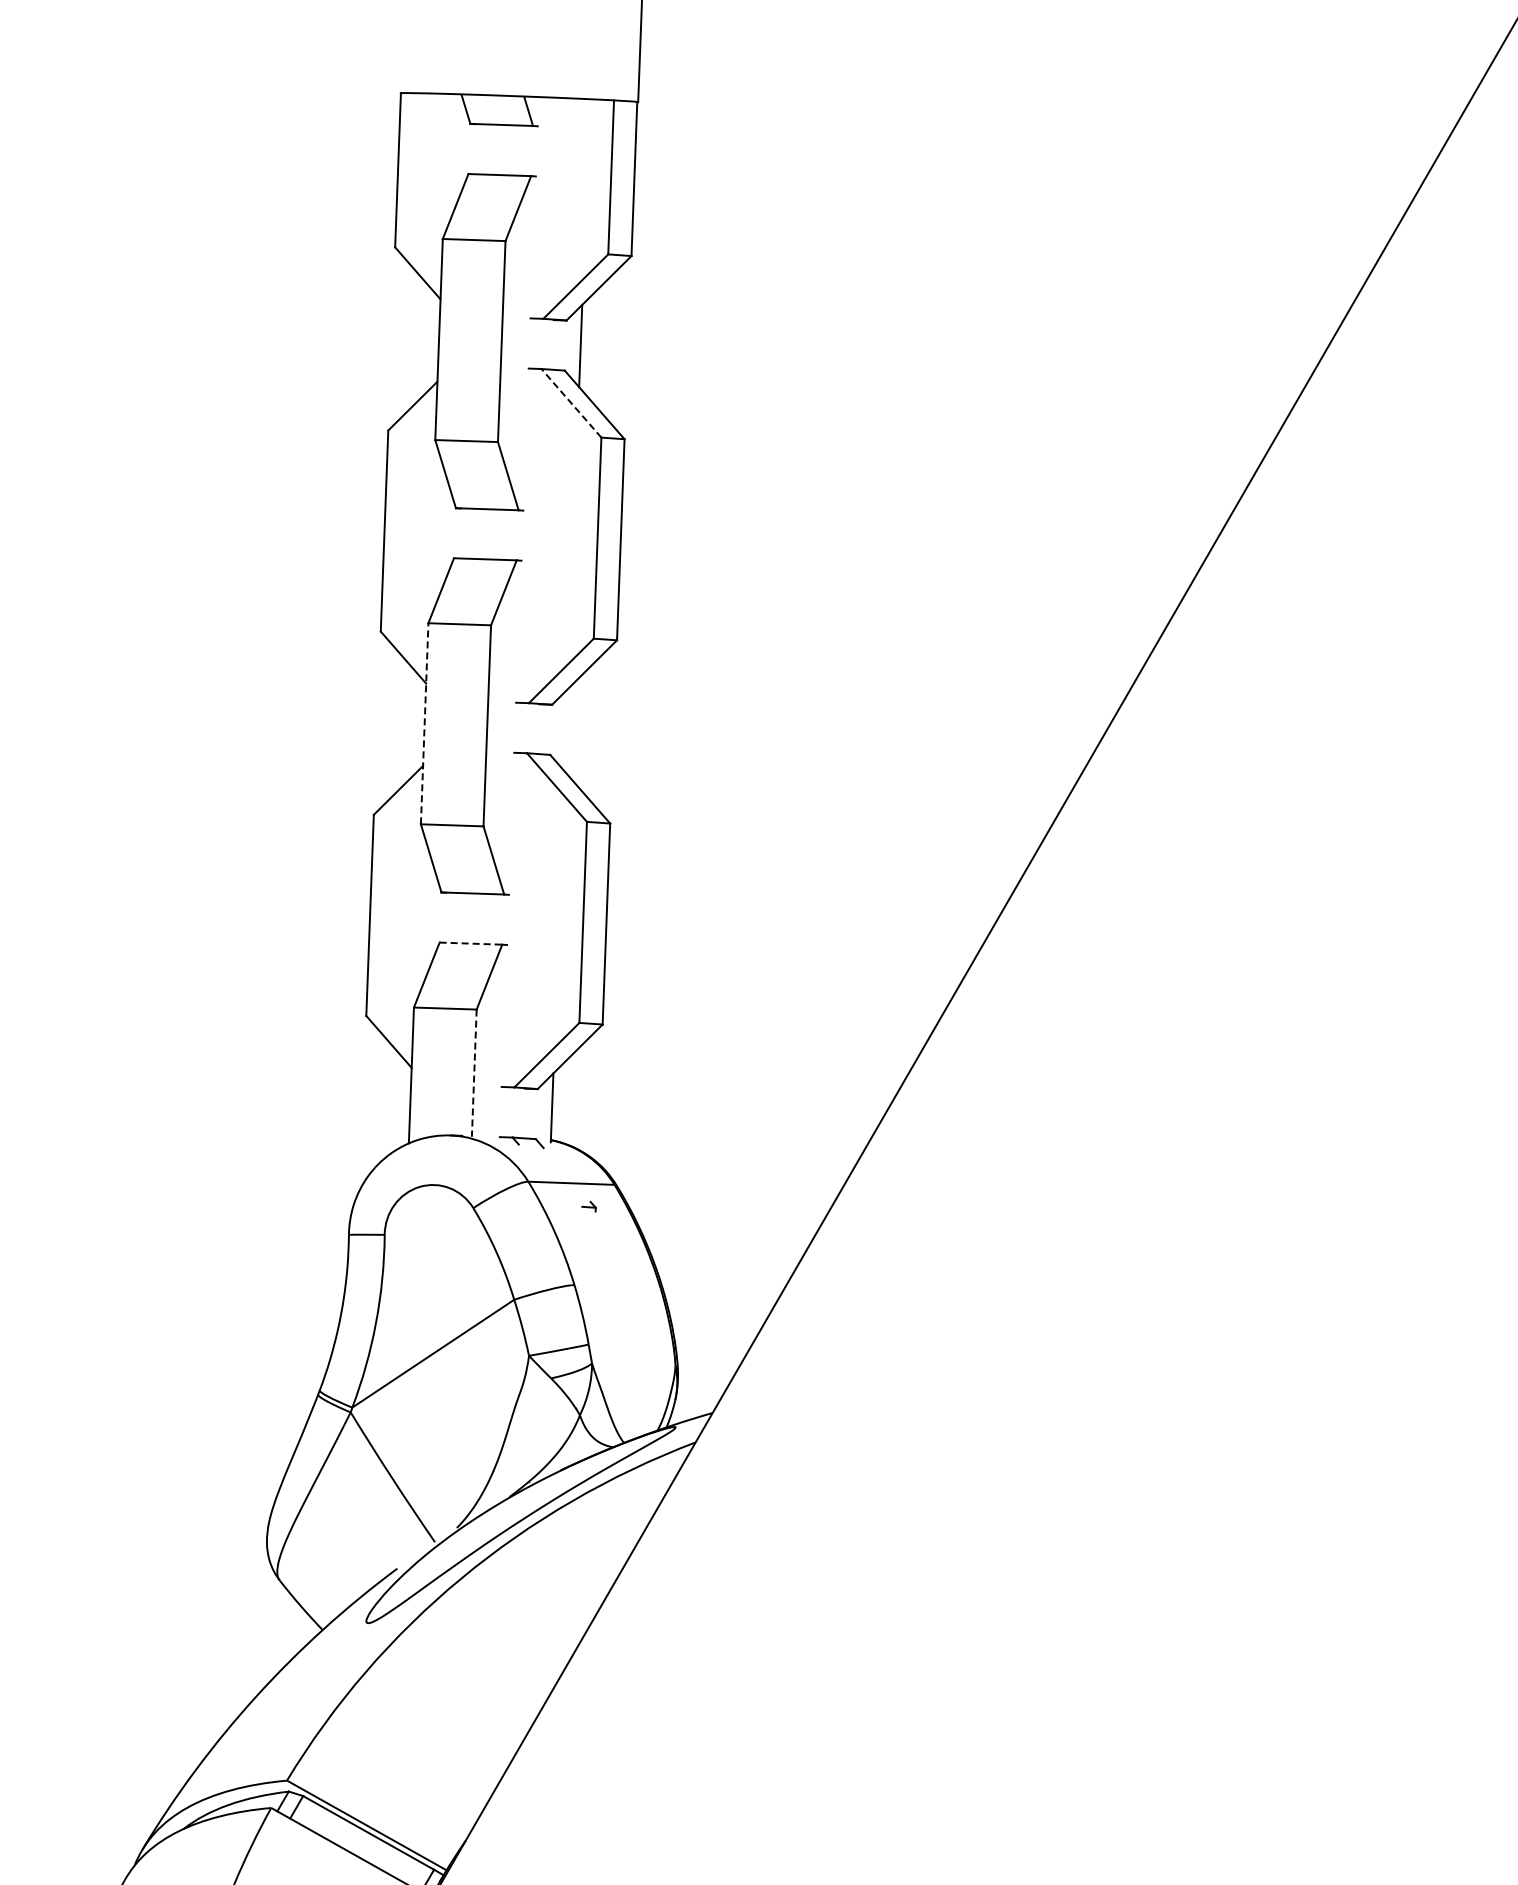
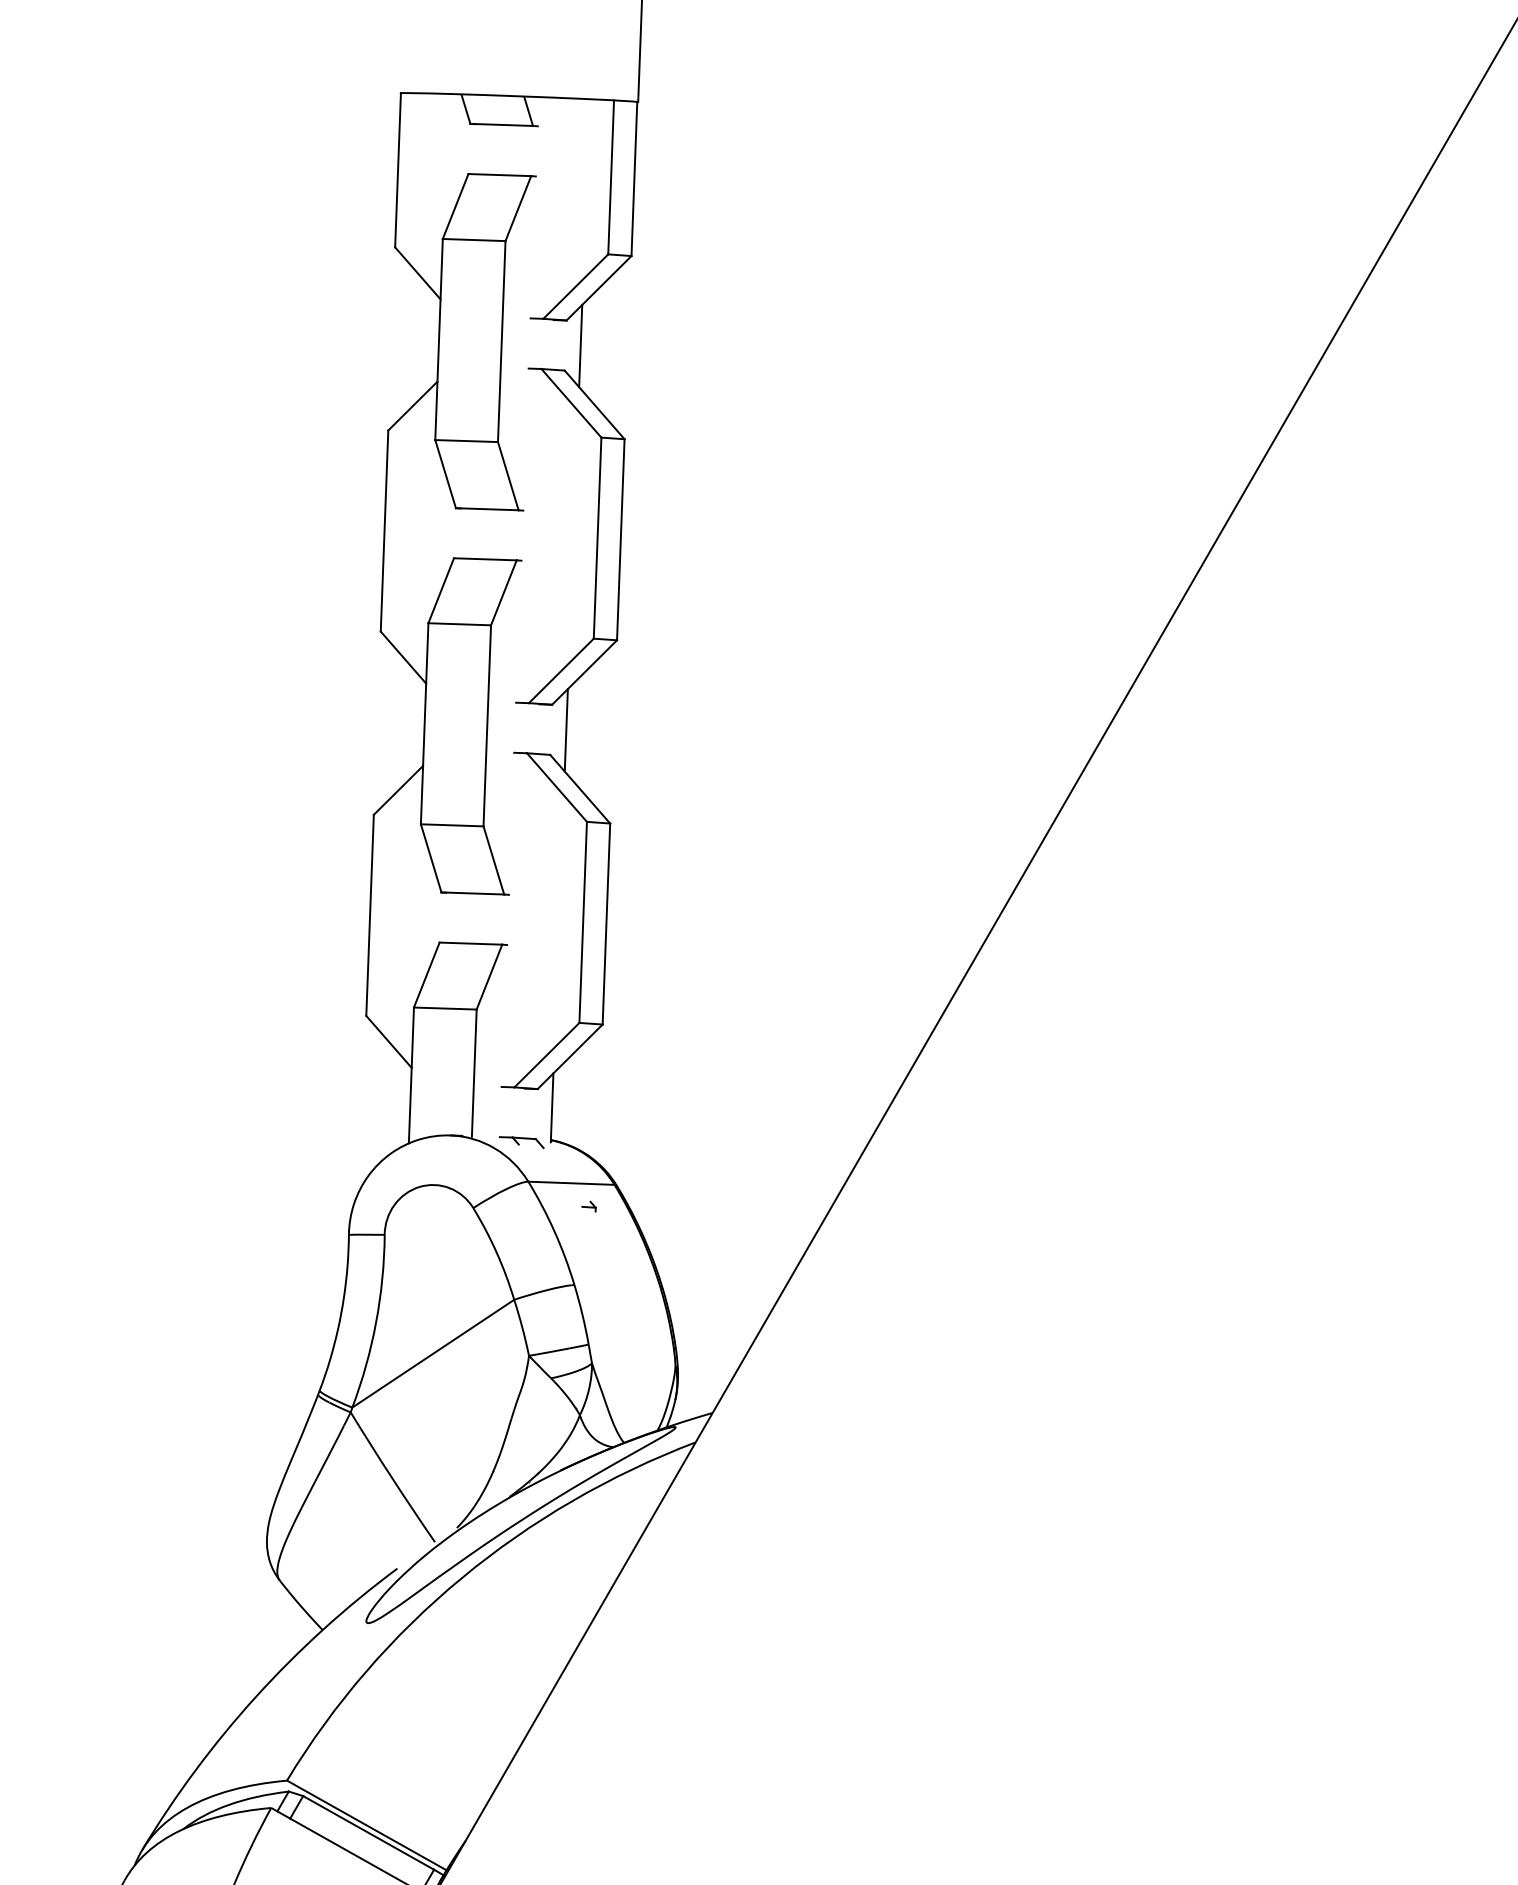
line: dashed -> solid (571, 403)
line: dashed -> solid (424, 723)
line: none -> present (565, 730)
line: dashed -> solid (471, 943)
line: dashed -> solid (474, 1073)
